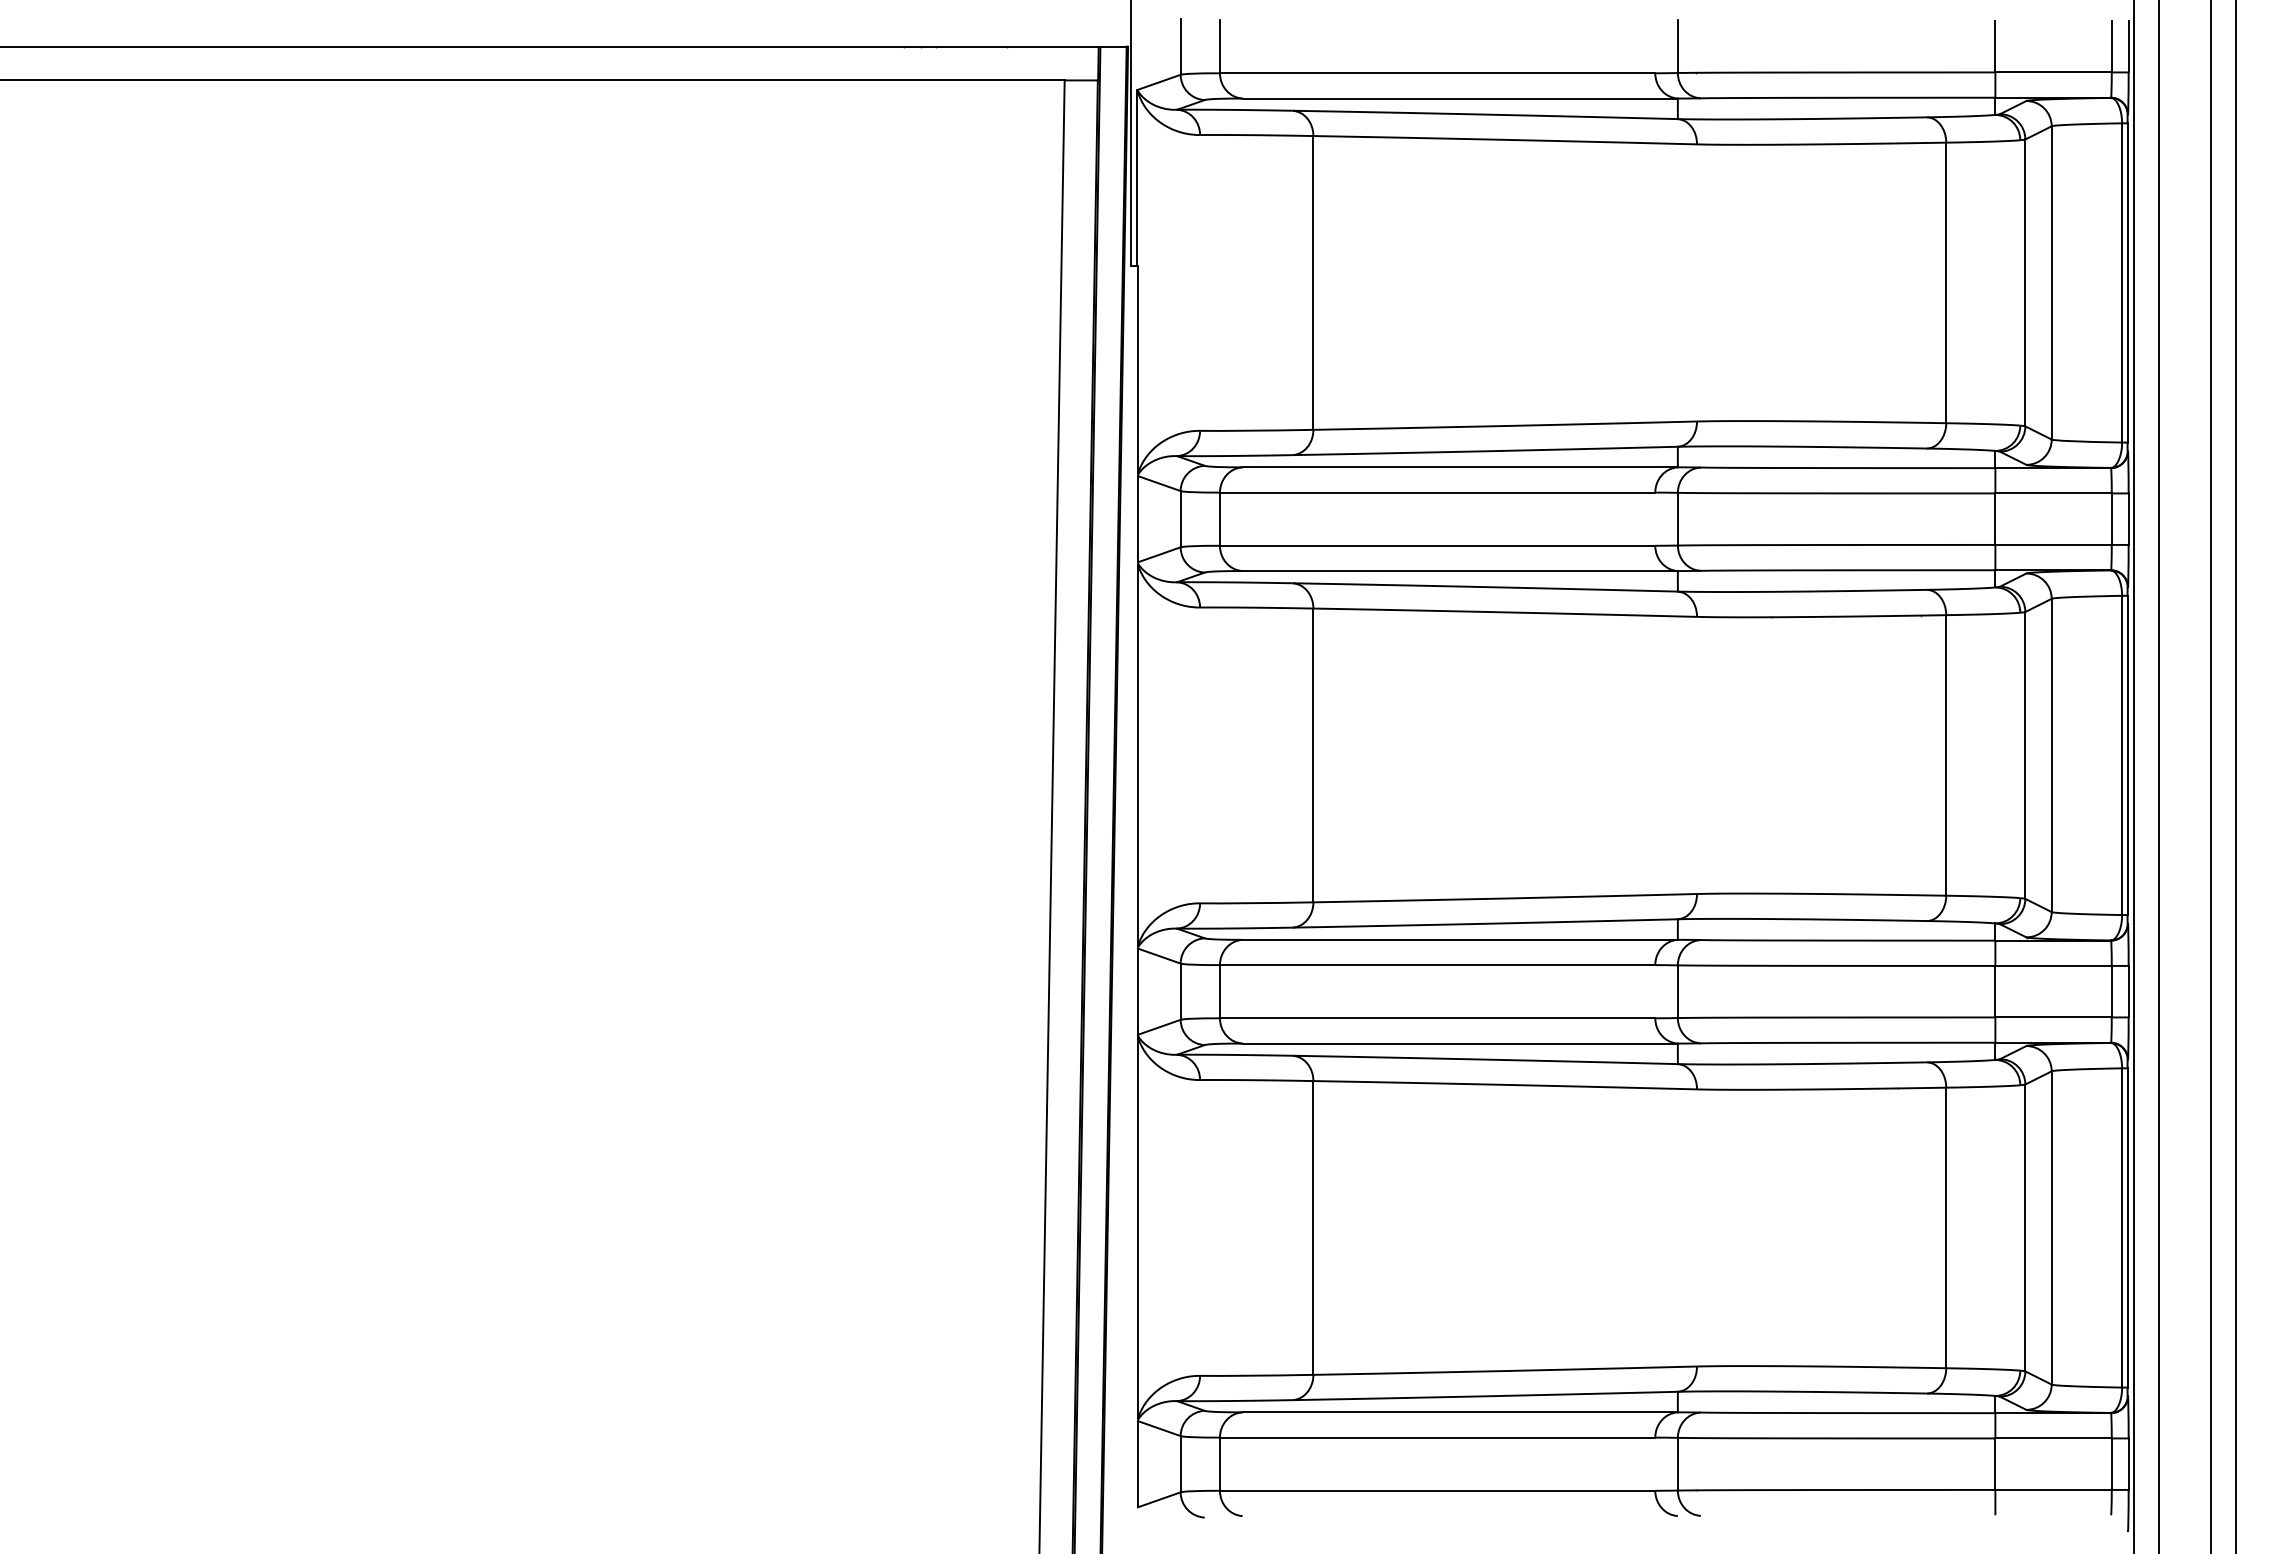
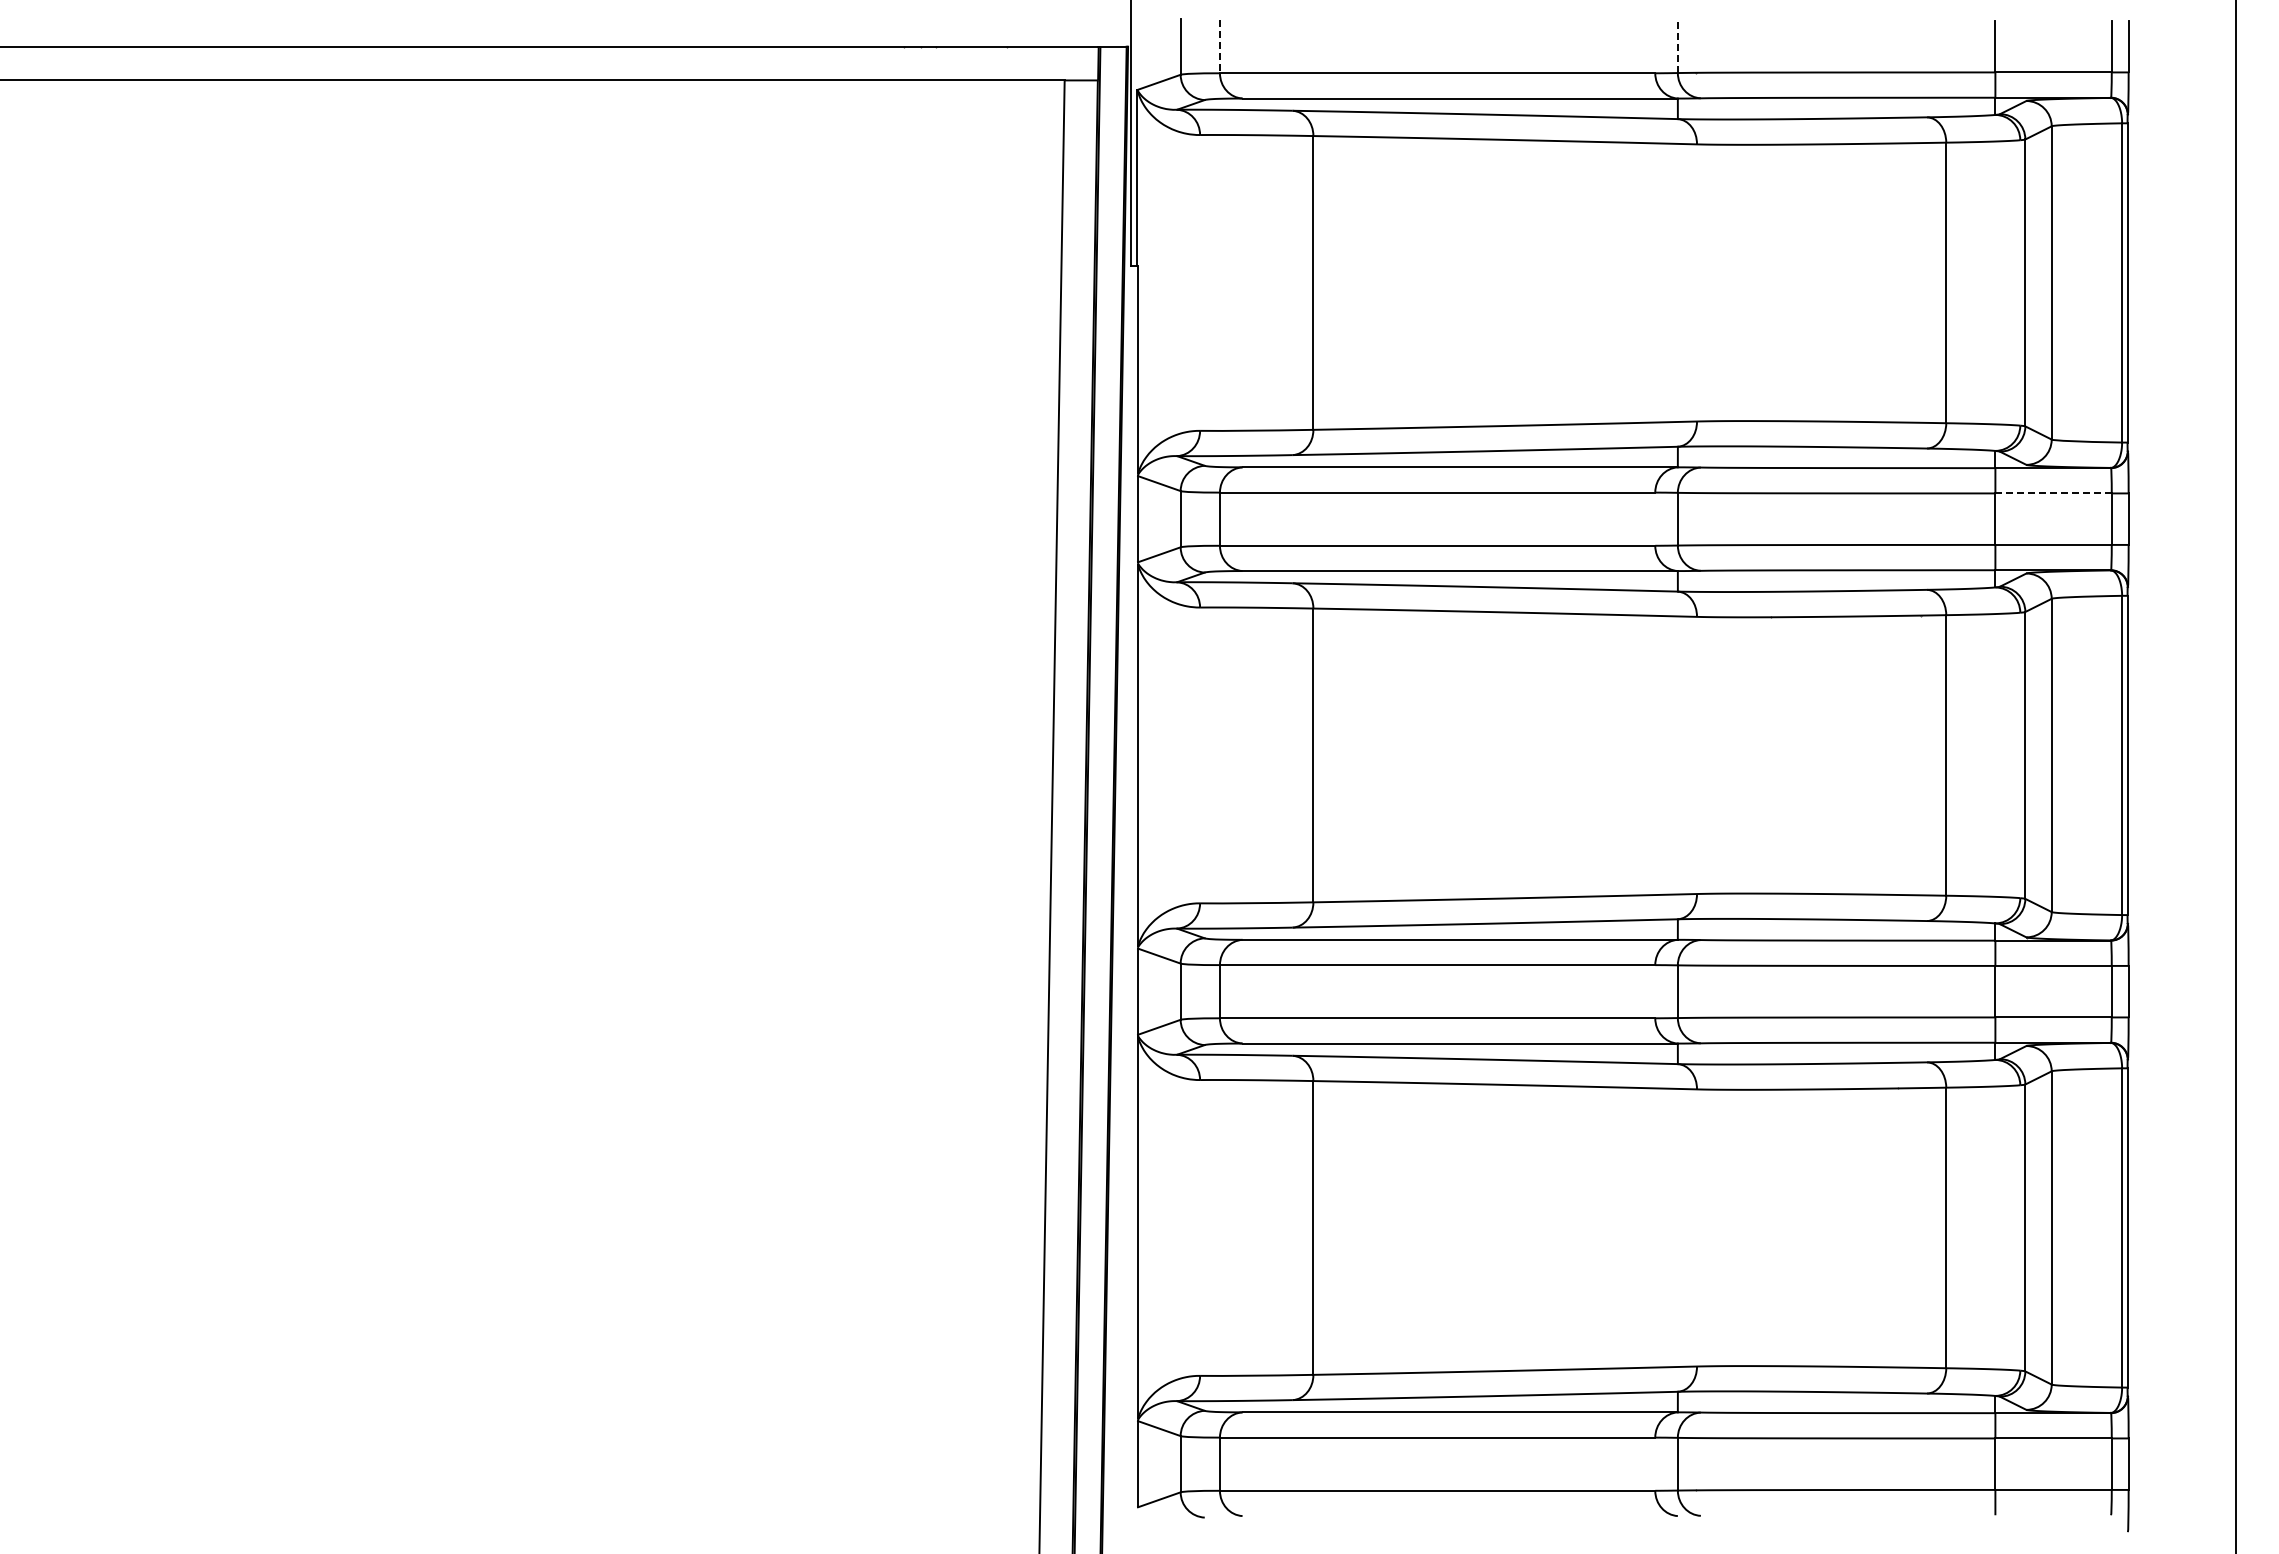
line: solid -> dashed (1219, 46)
line: solid -> dashed (1677, 46)
line: solid -> dashed (2054, 493)
line: present -> none (2133, 776)
line: present -> none (2159, 776)
line: present -> none (2210, 776)
